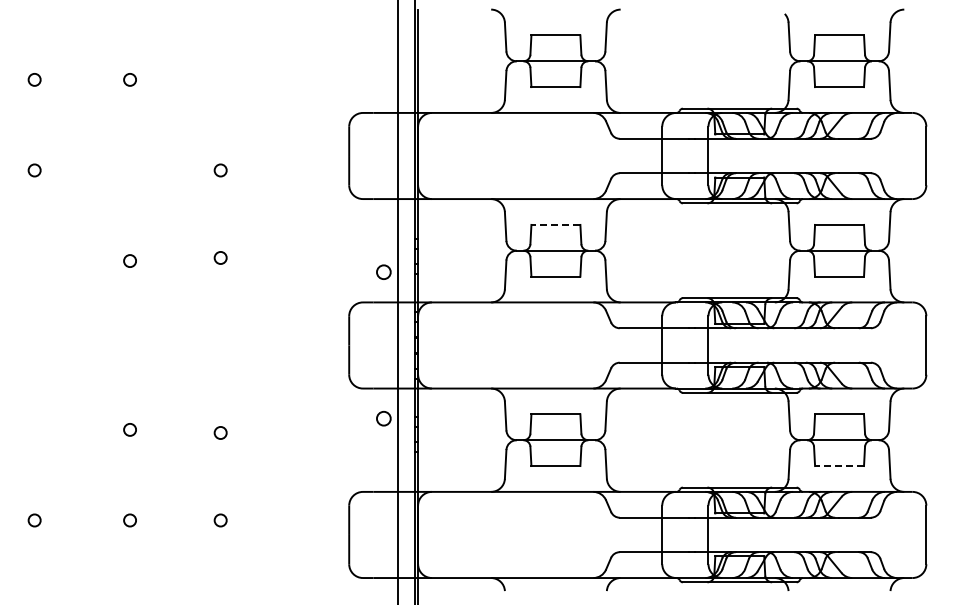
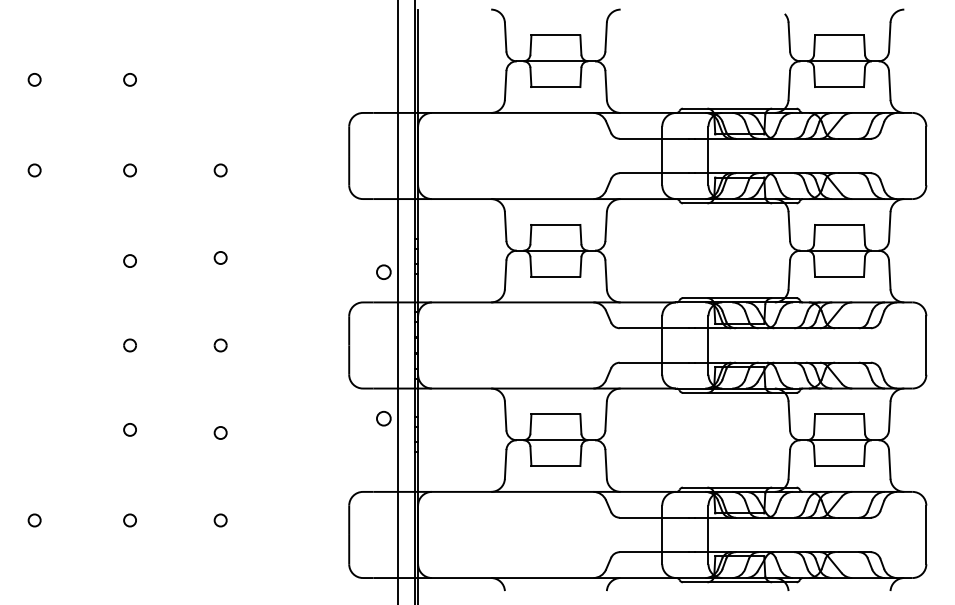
circle: none -> present (129, 170)
line: dashed -> solid (555, 224)
part: none -> present (129, 345)
part: none -> present (220, 345)
line: dashed -> solid (839, 466)
